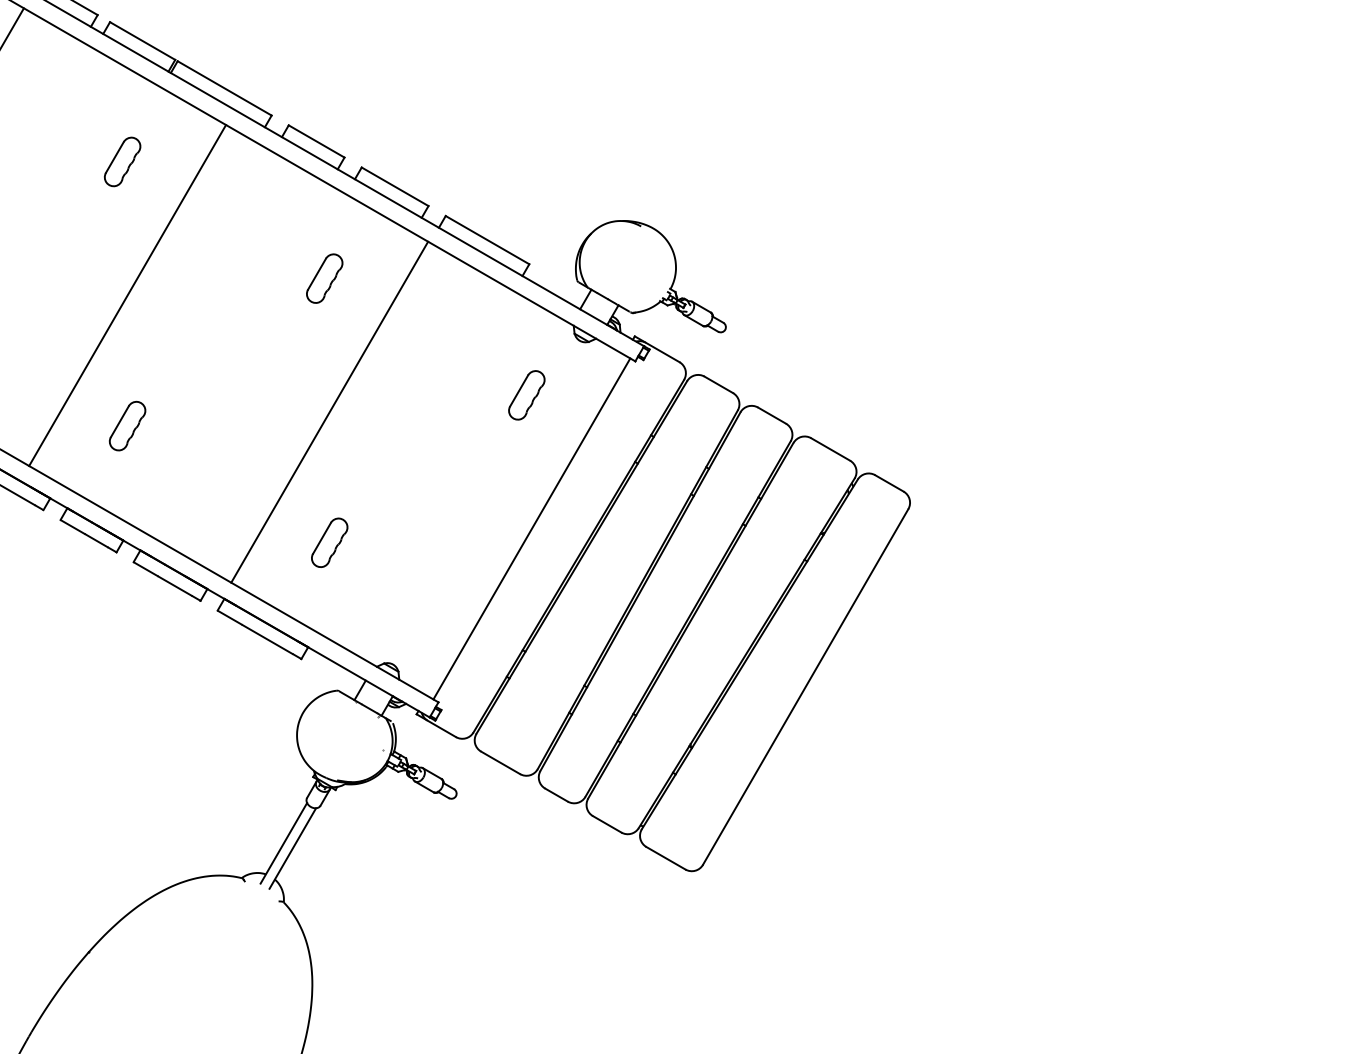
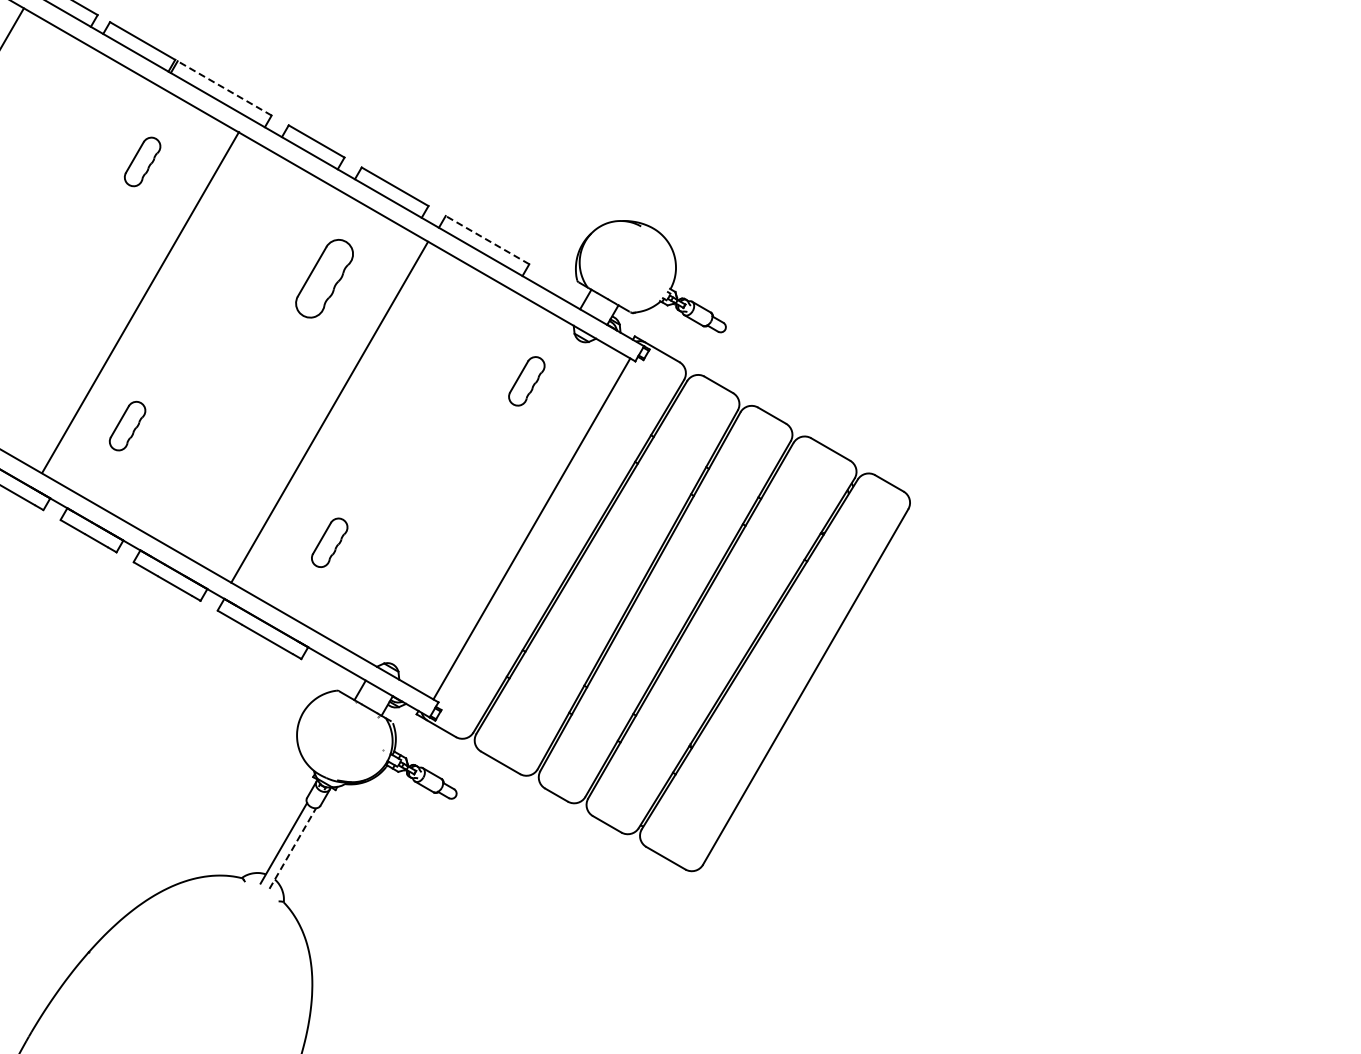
line: solid -> dashed (224, 88)
part position: (122, 161) -> (142, 161) (142, 161)
line: solid -> dashed (487, 239)
part size: 38x51 px -> 59x80 px (324, 278)
line position: (127, 295) -> (140, 302) (140, 302)
part position: (526, 395) -> (526, 381) (526, 381)
line: solid -> dashed (292, 848)
